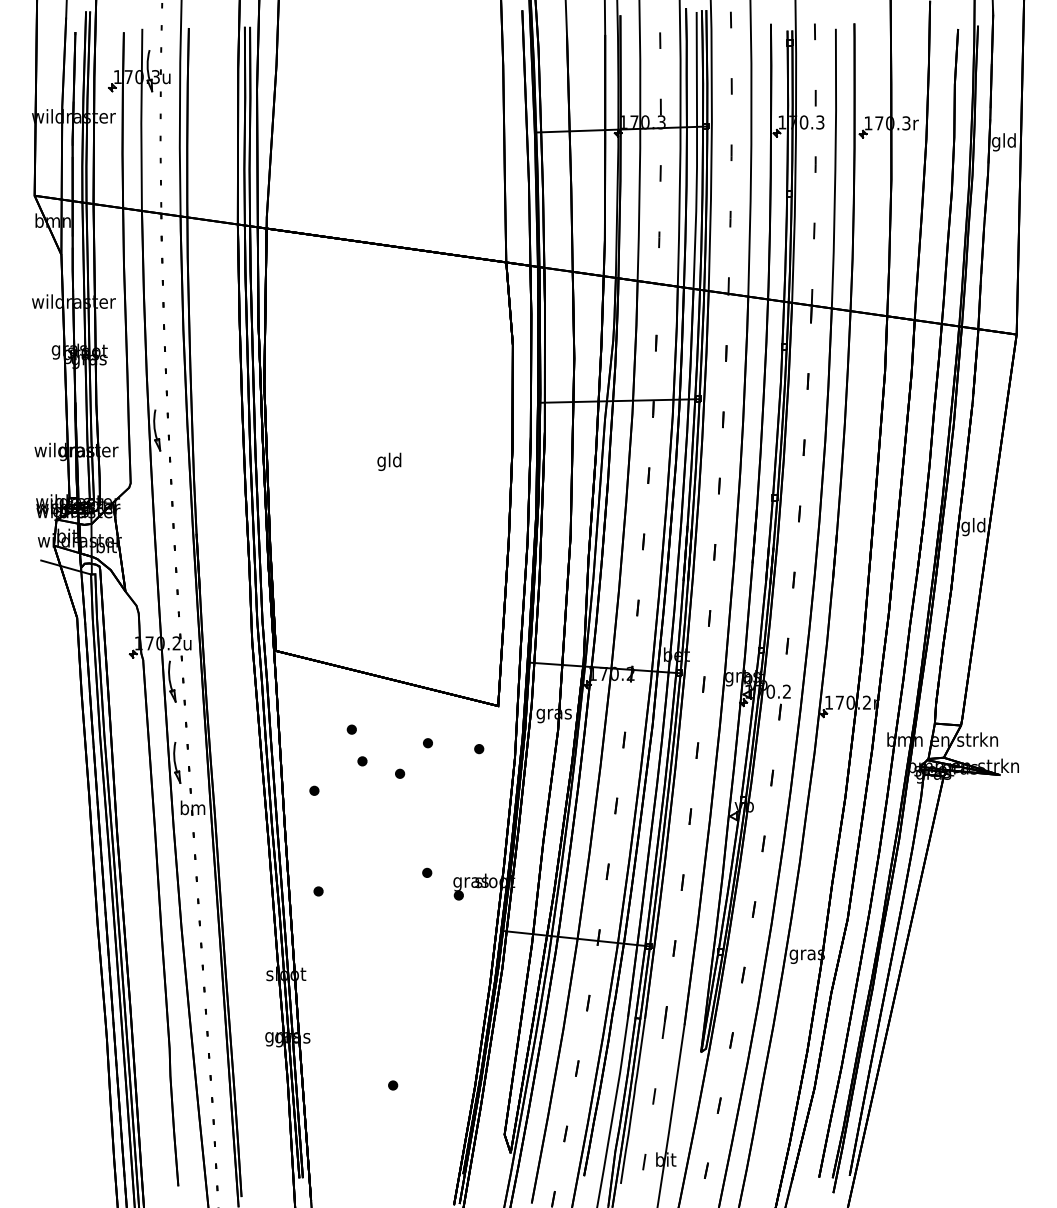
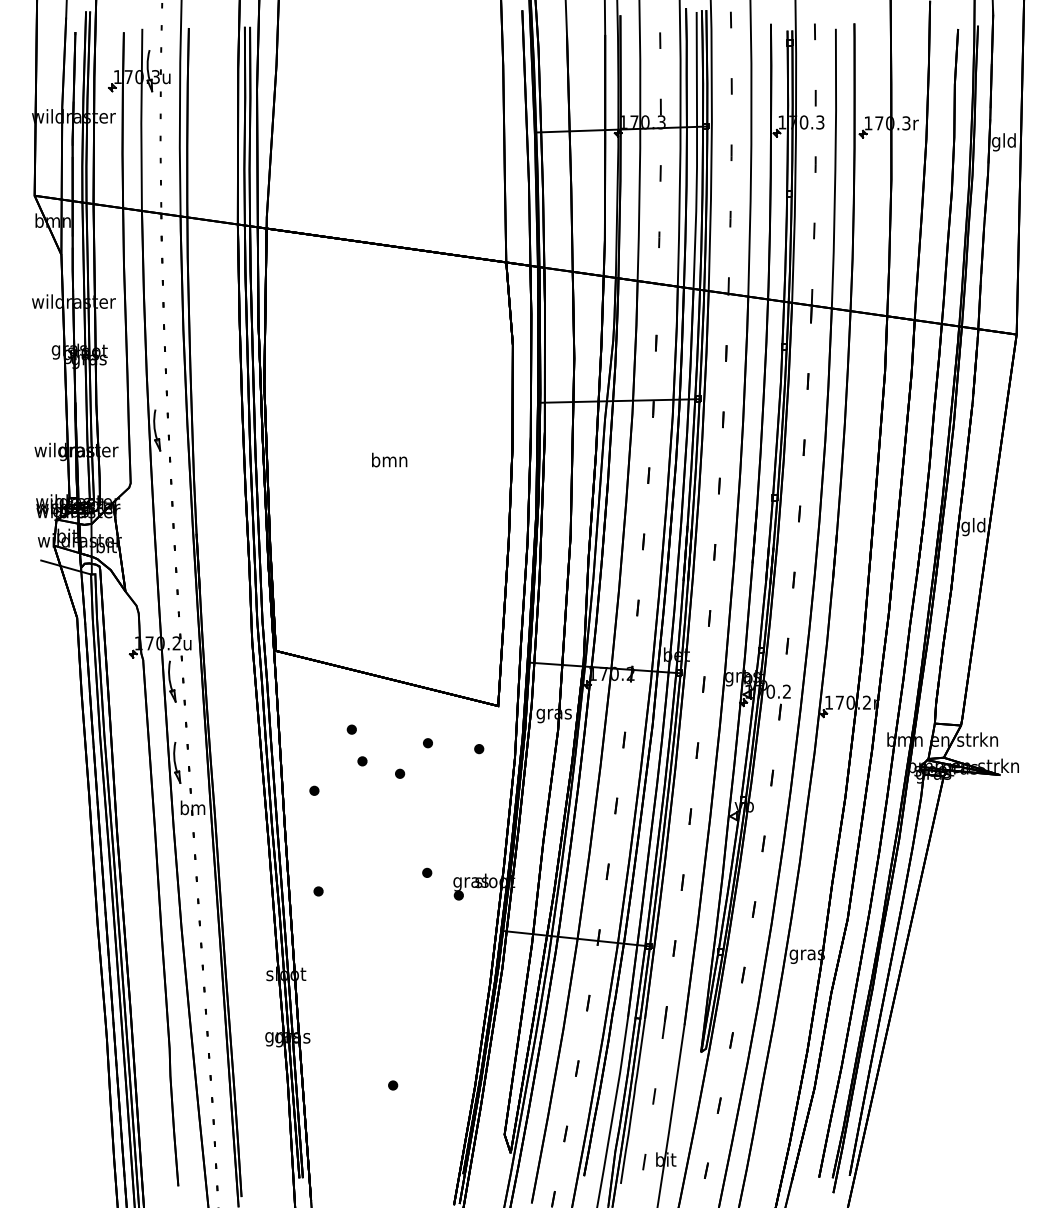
text: gld -> bmn (389, 461)
